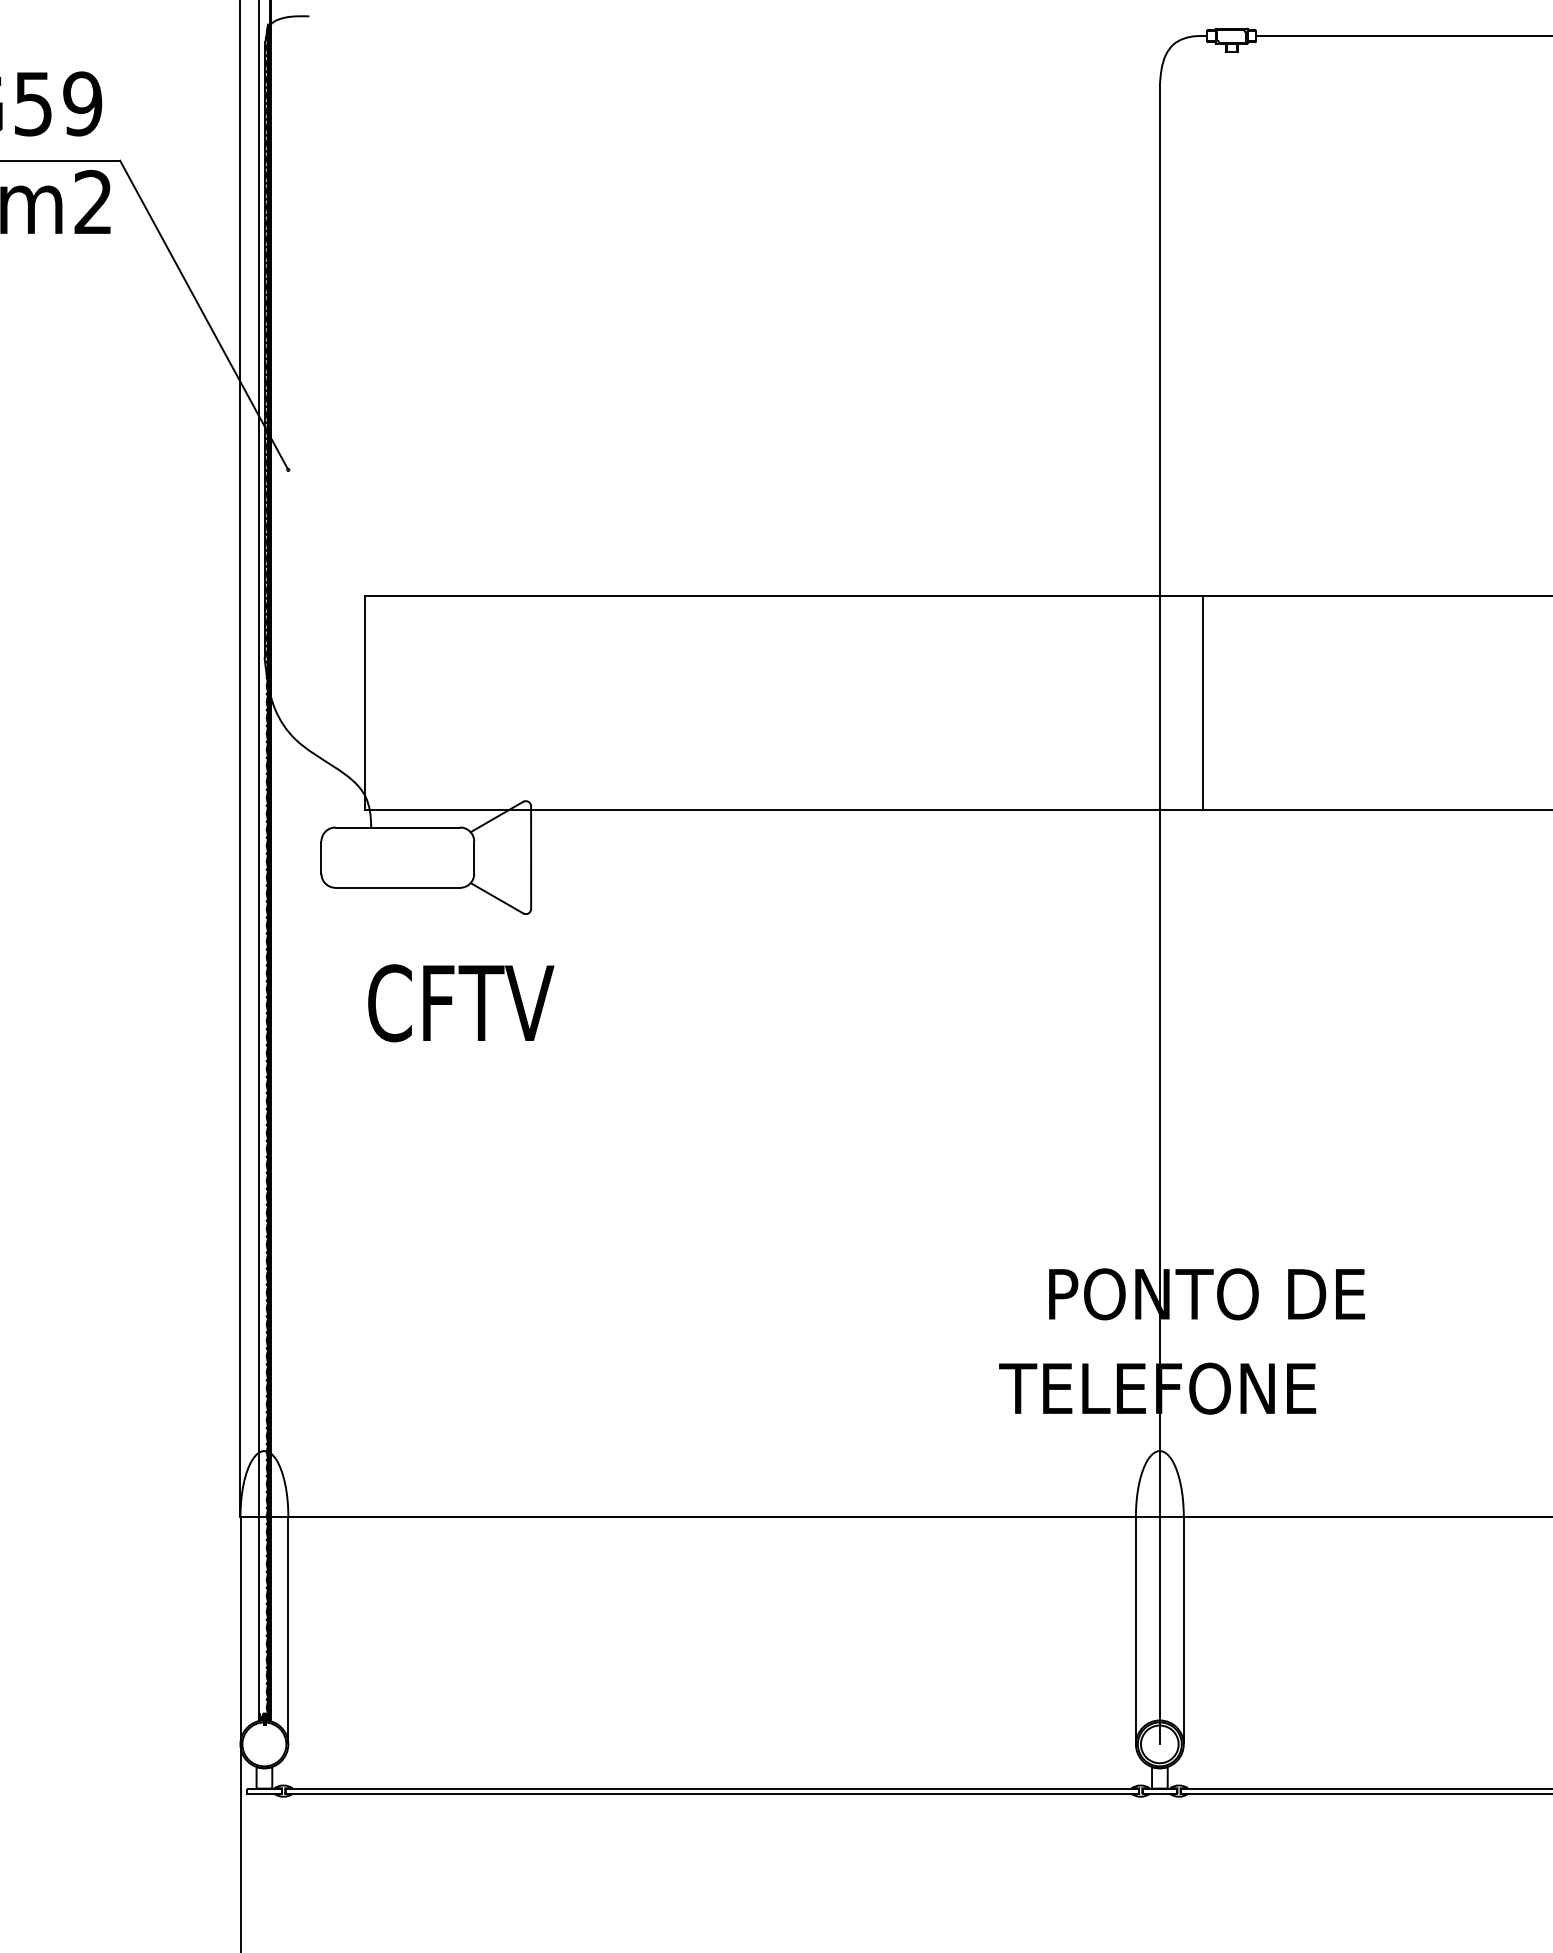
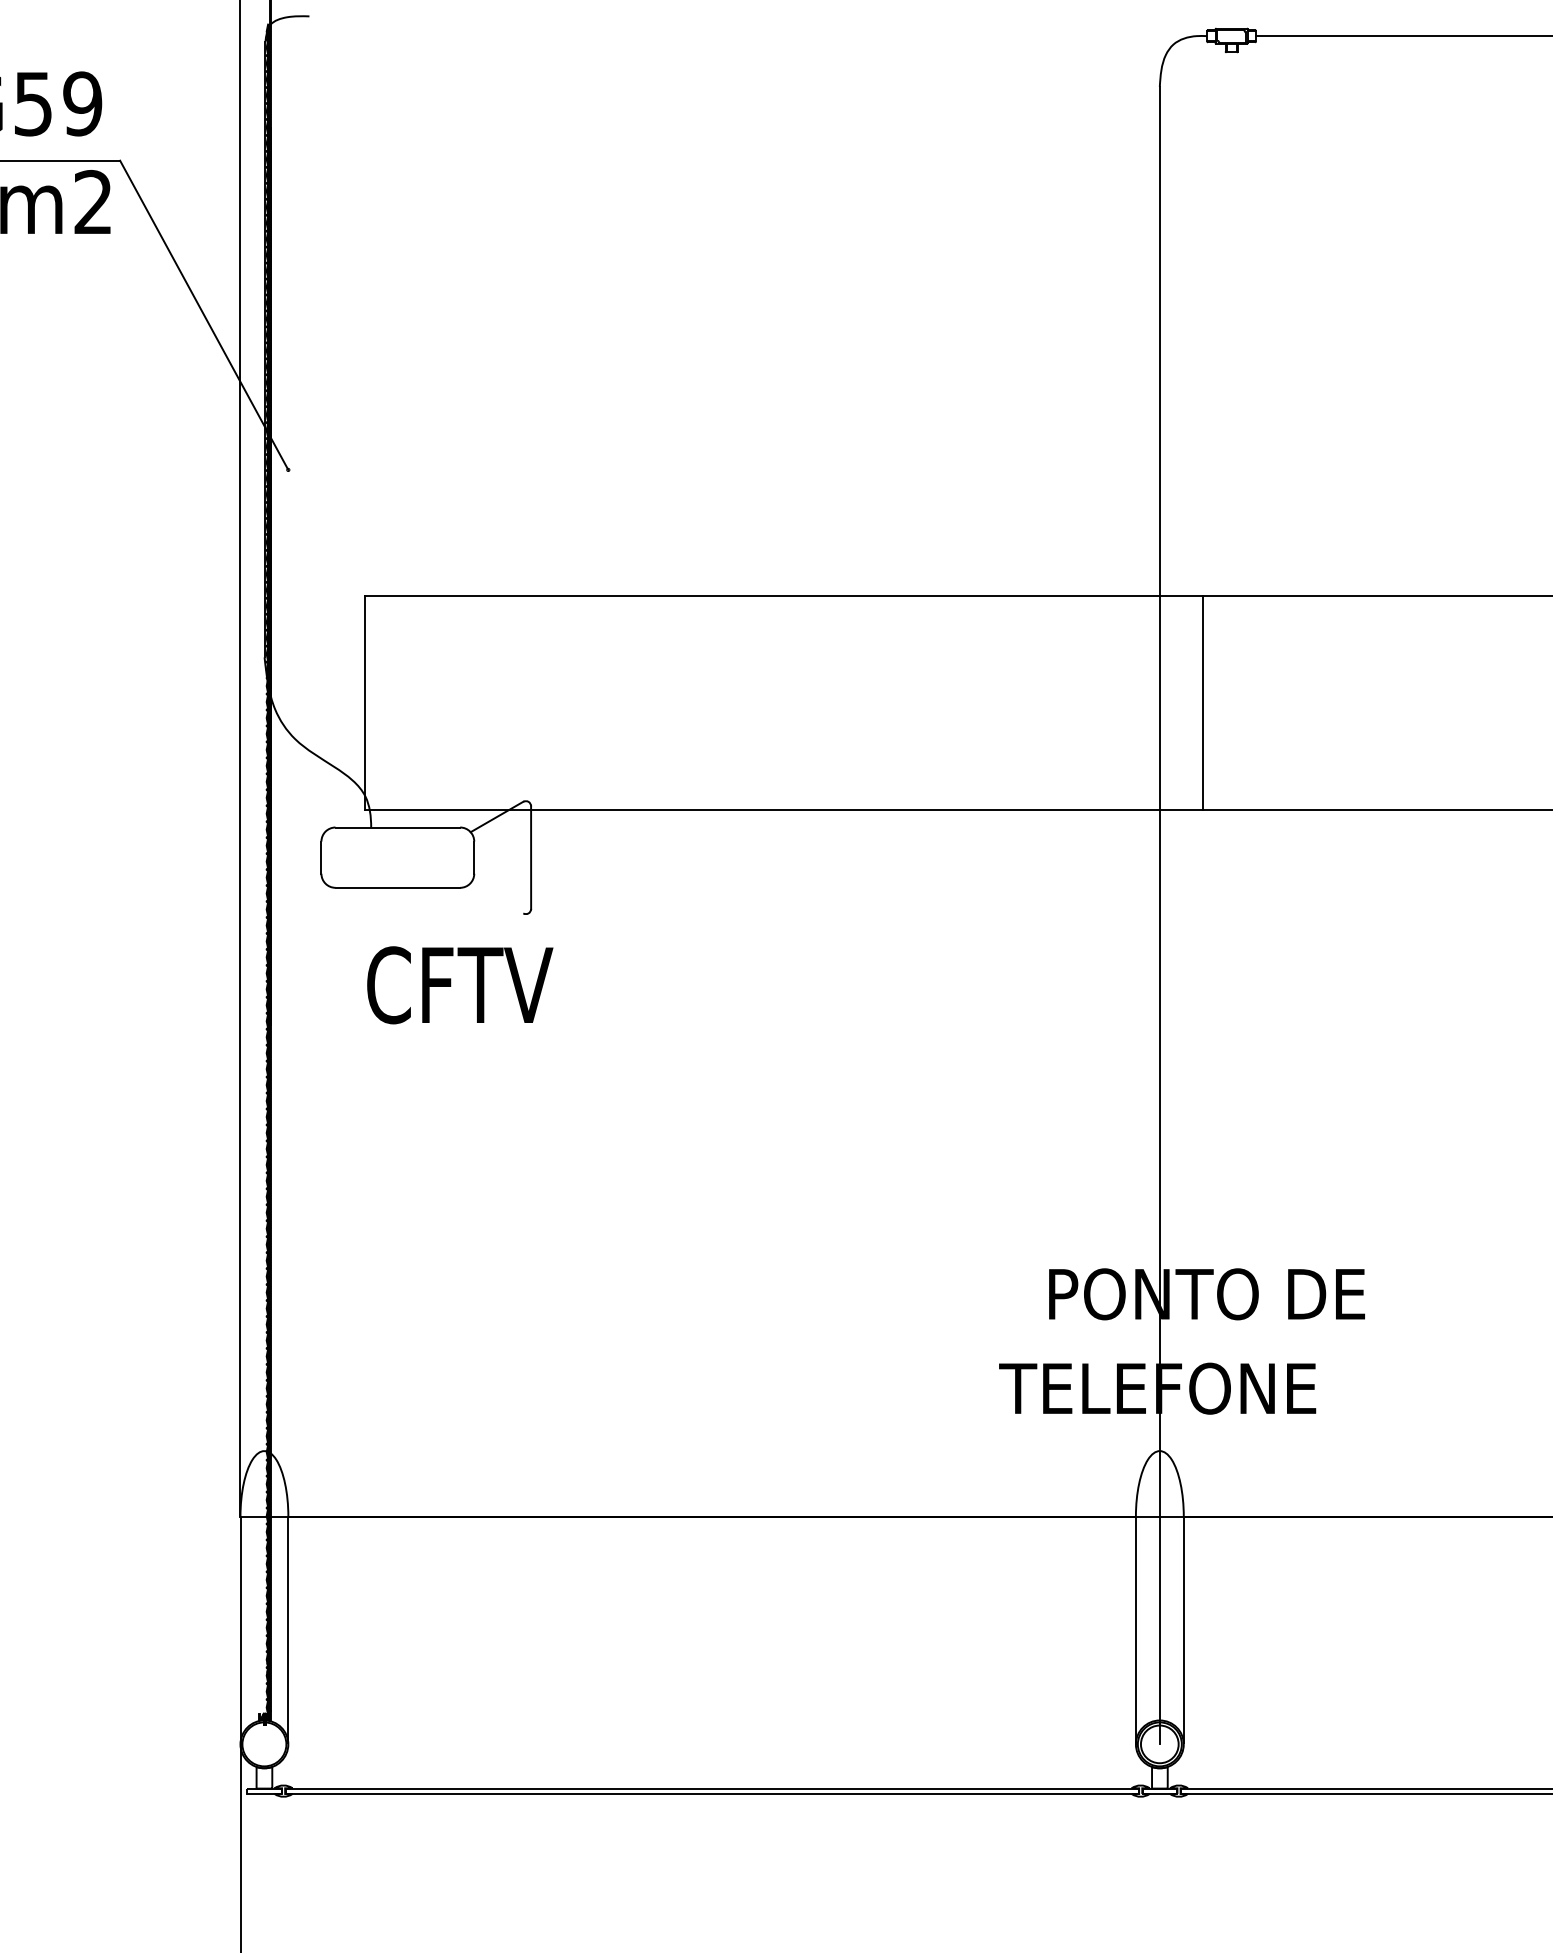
line: present -> none (259, 858)
line: present -> none (496, 898)
text position: (461, 1003) -> (460, 985) (460, 985)
